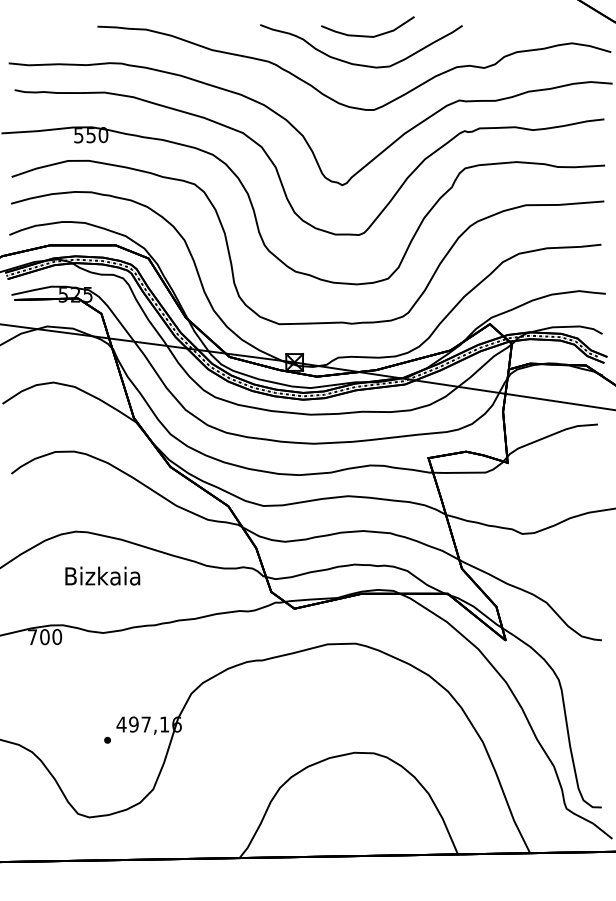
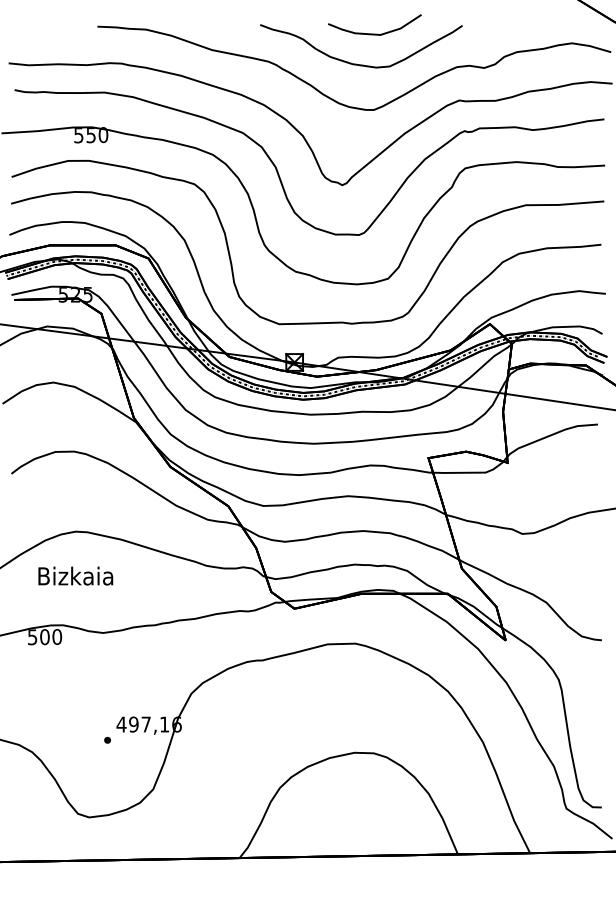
curve position: (367, 35) -> (374, 33) (374, 33)
text position: (102, 575) -> (75, 575) (75, 575)
text: 700 -> 500 (32, 637)
